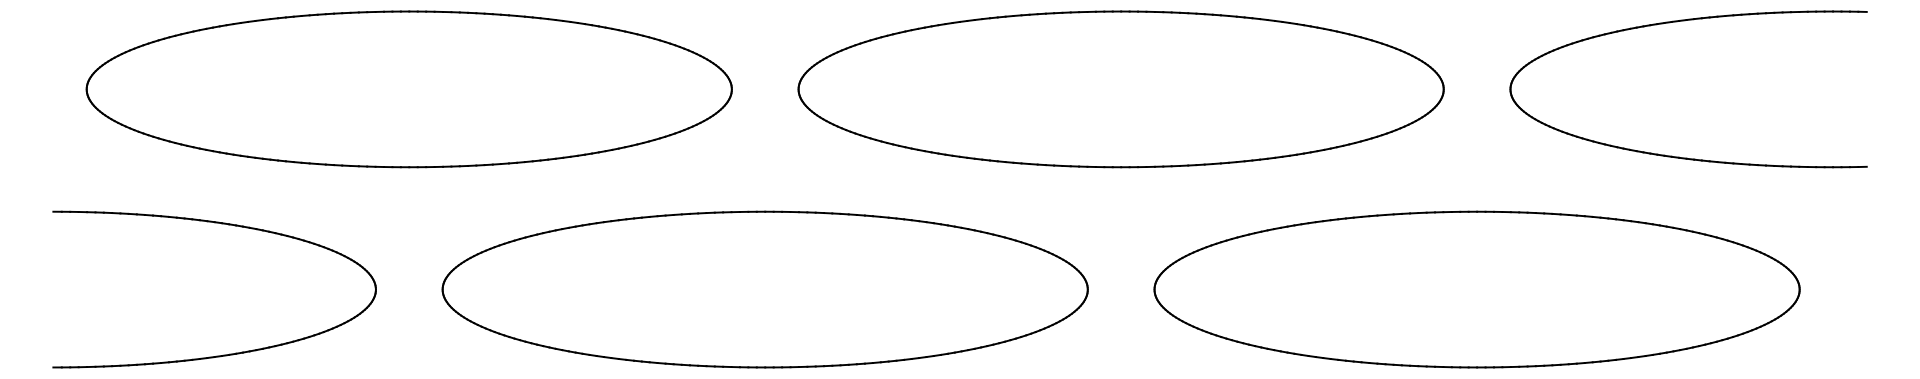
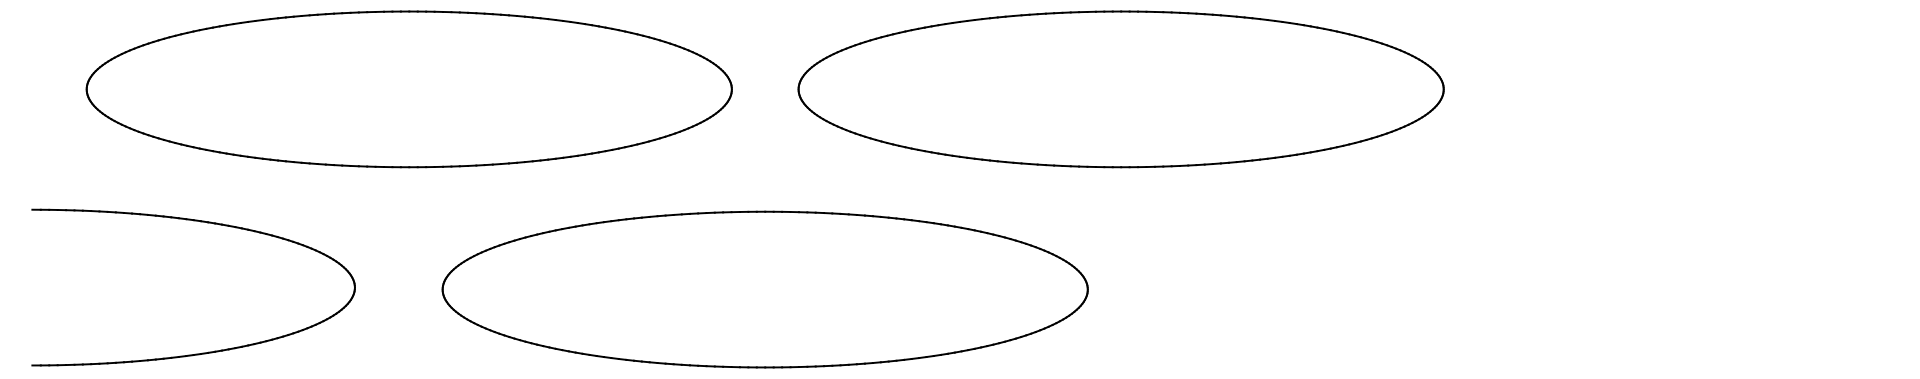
part: present -> none (1679, 156)
part position: (221, 224) -> (200, 222) (200, 222)
part: present -> none (1476, 289)
